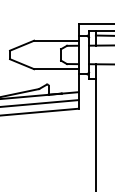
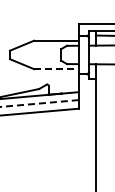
line: solid -> dashed (56, 69)
line: solid -> dashed (39, 103)
